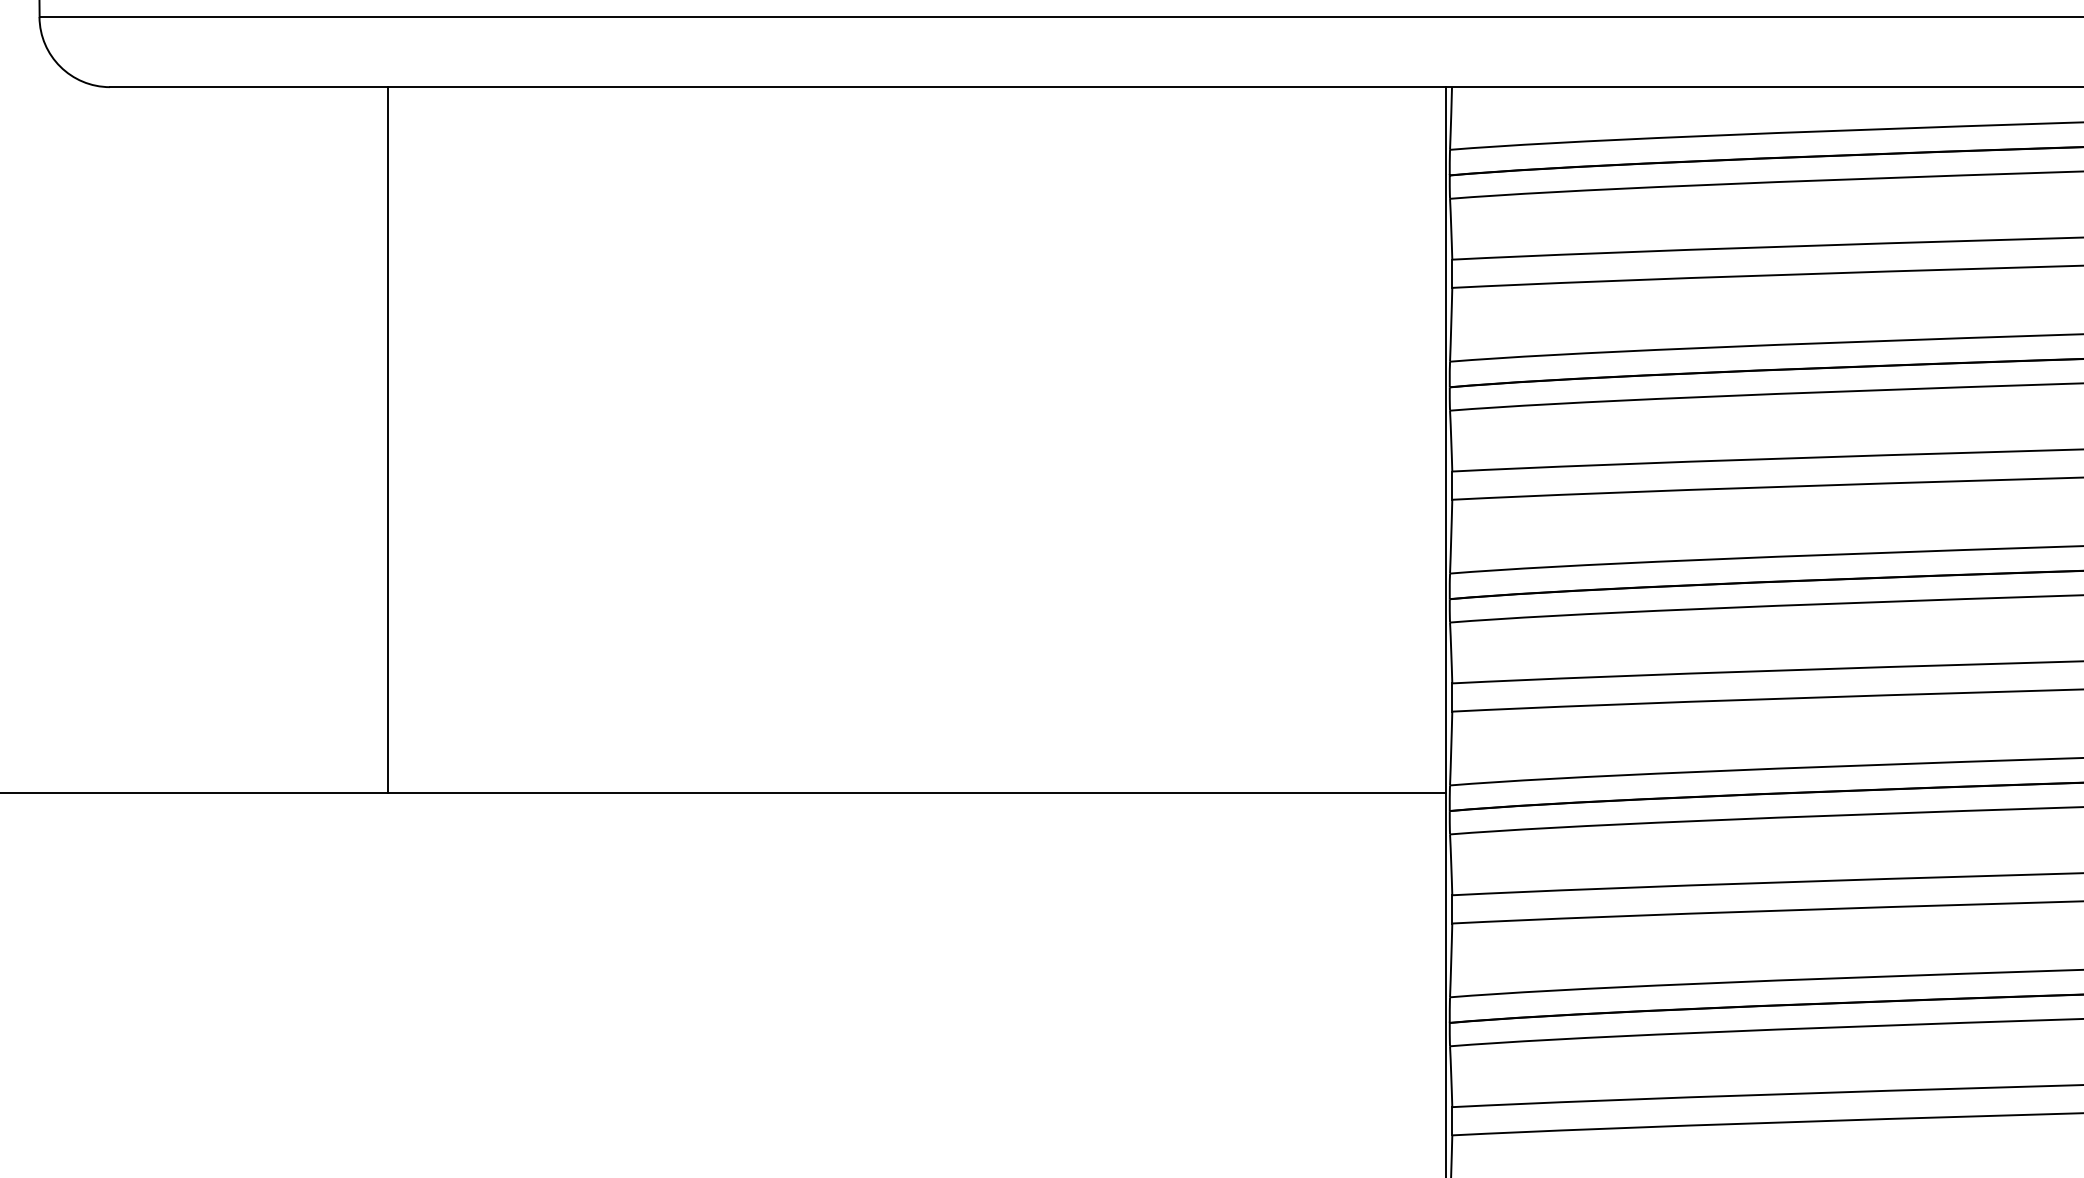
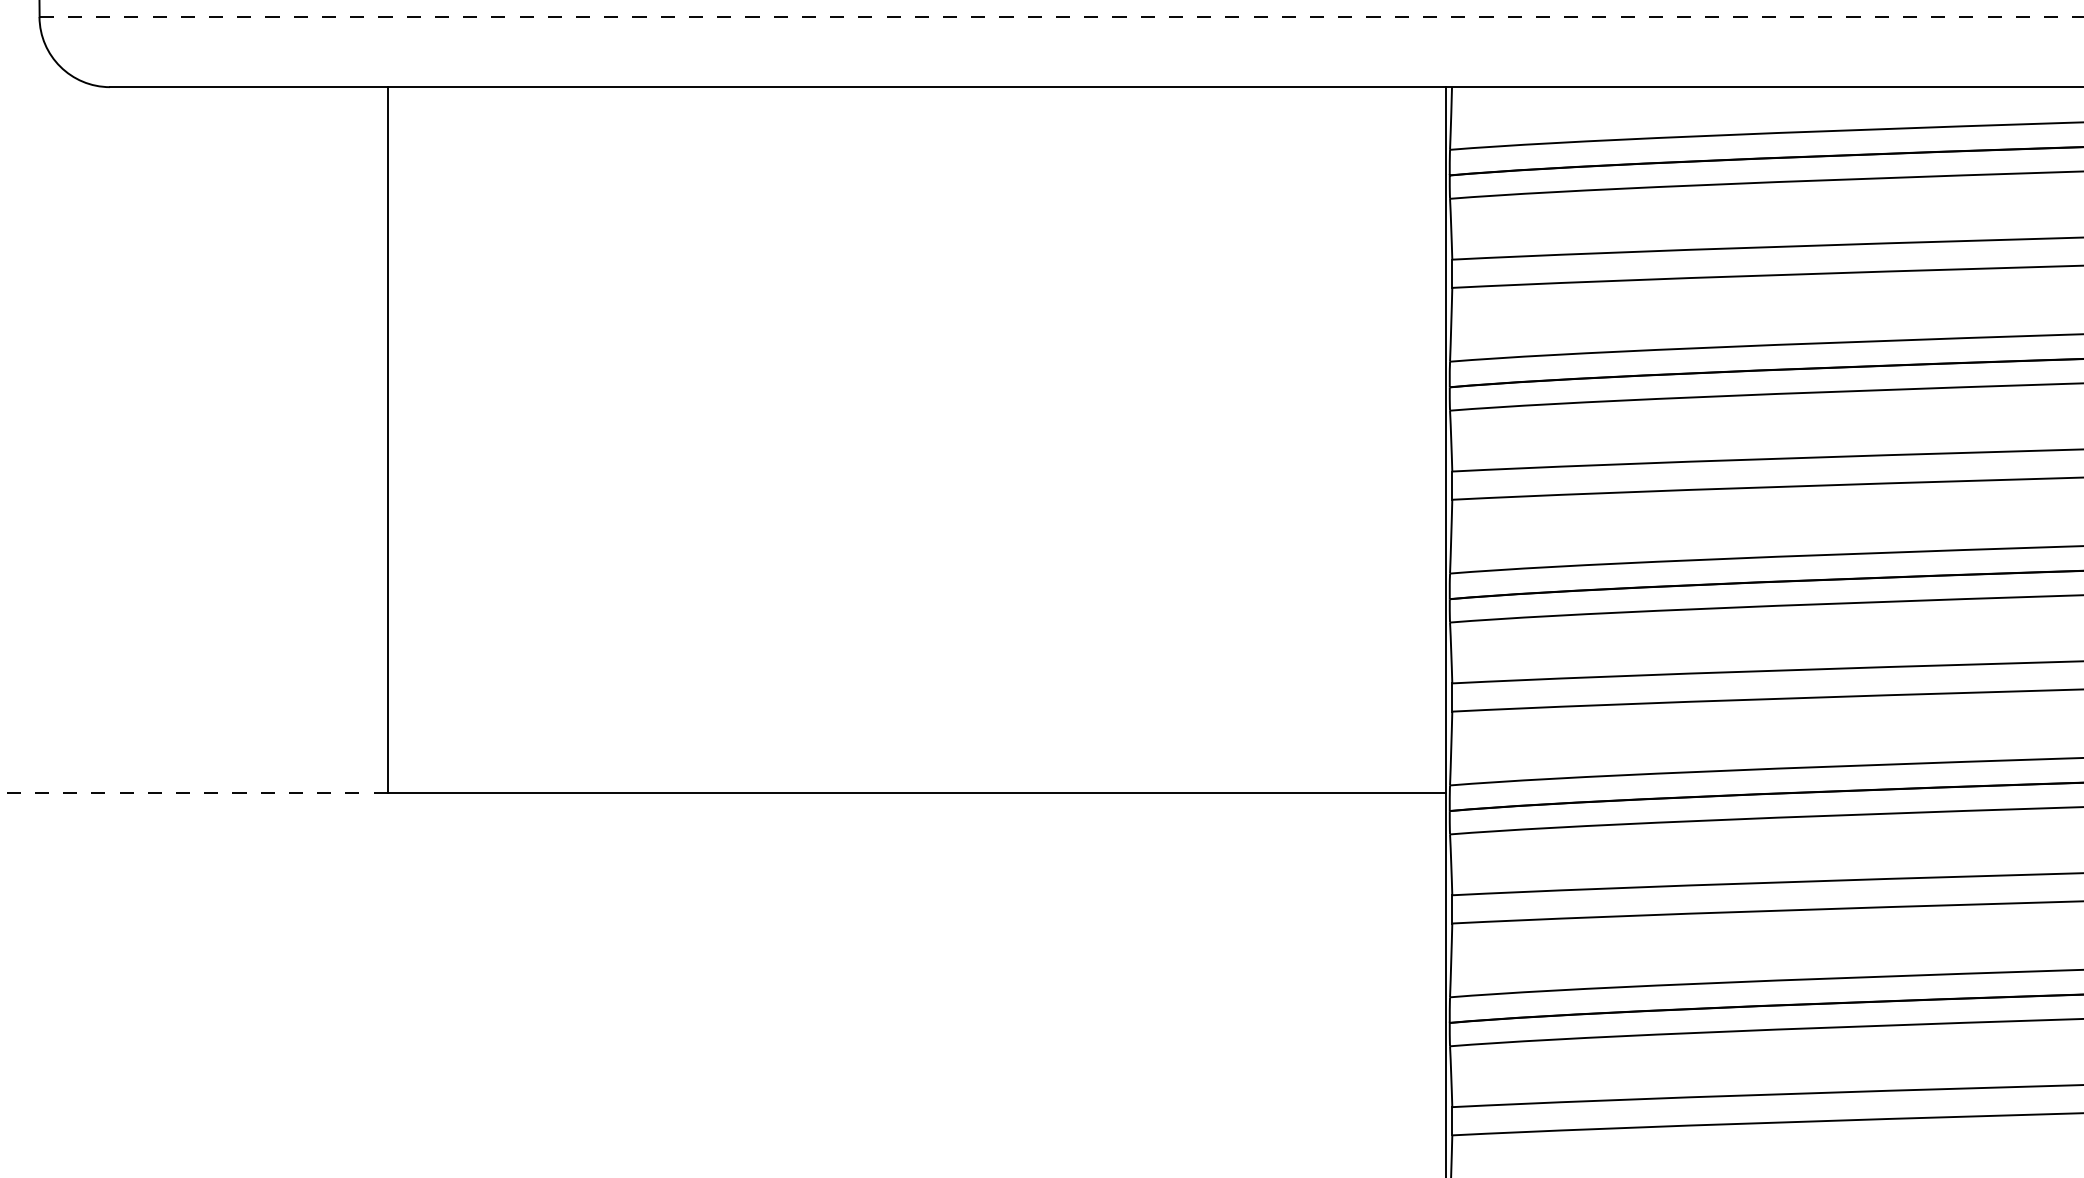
line: solid -> dashed (1061, 17)
line: solid -> dashed (193, 792)
